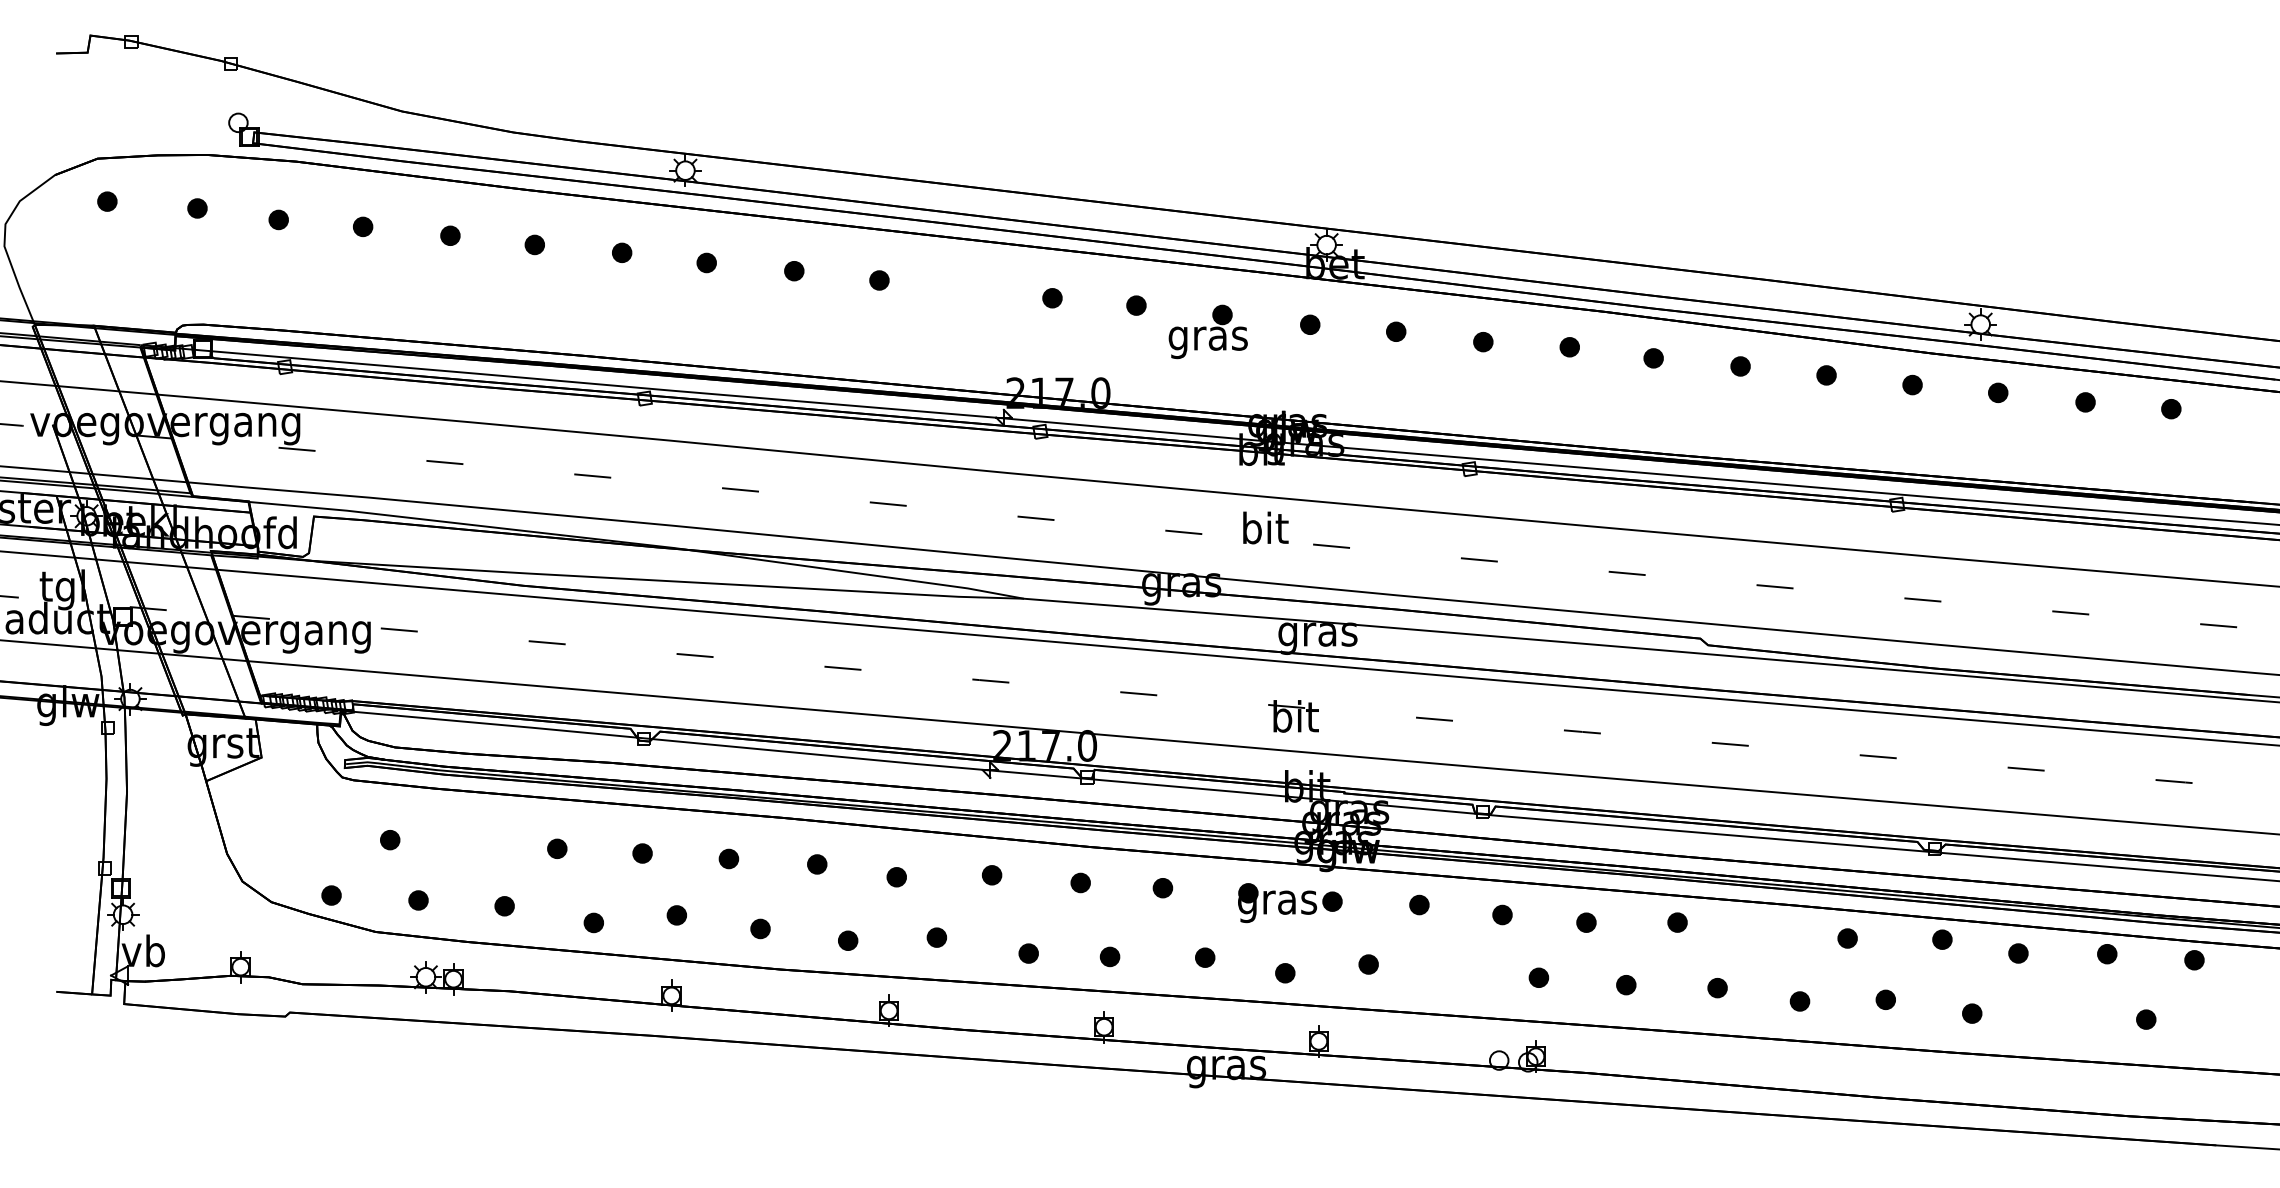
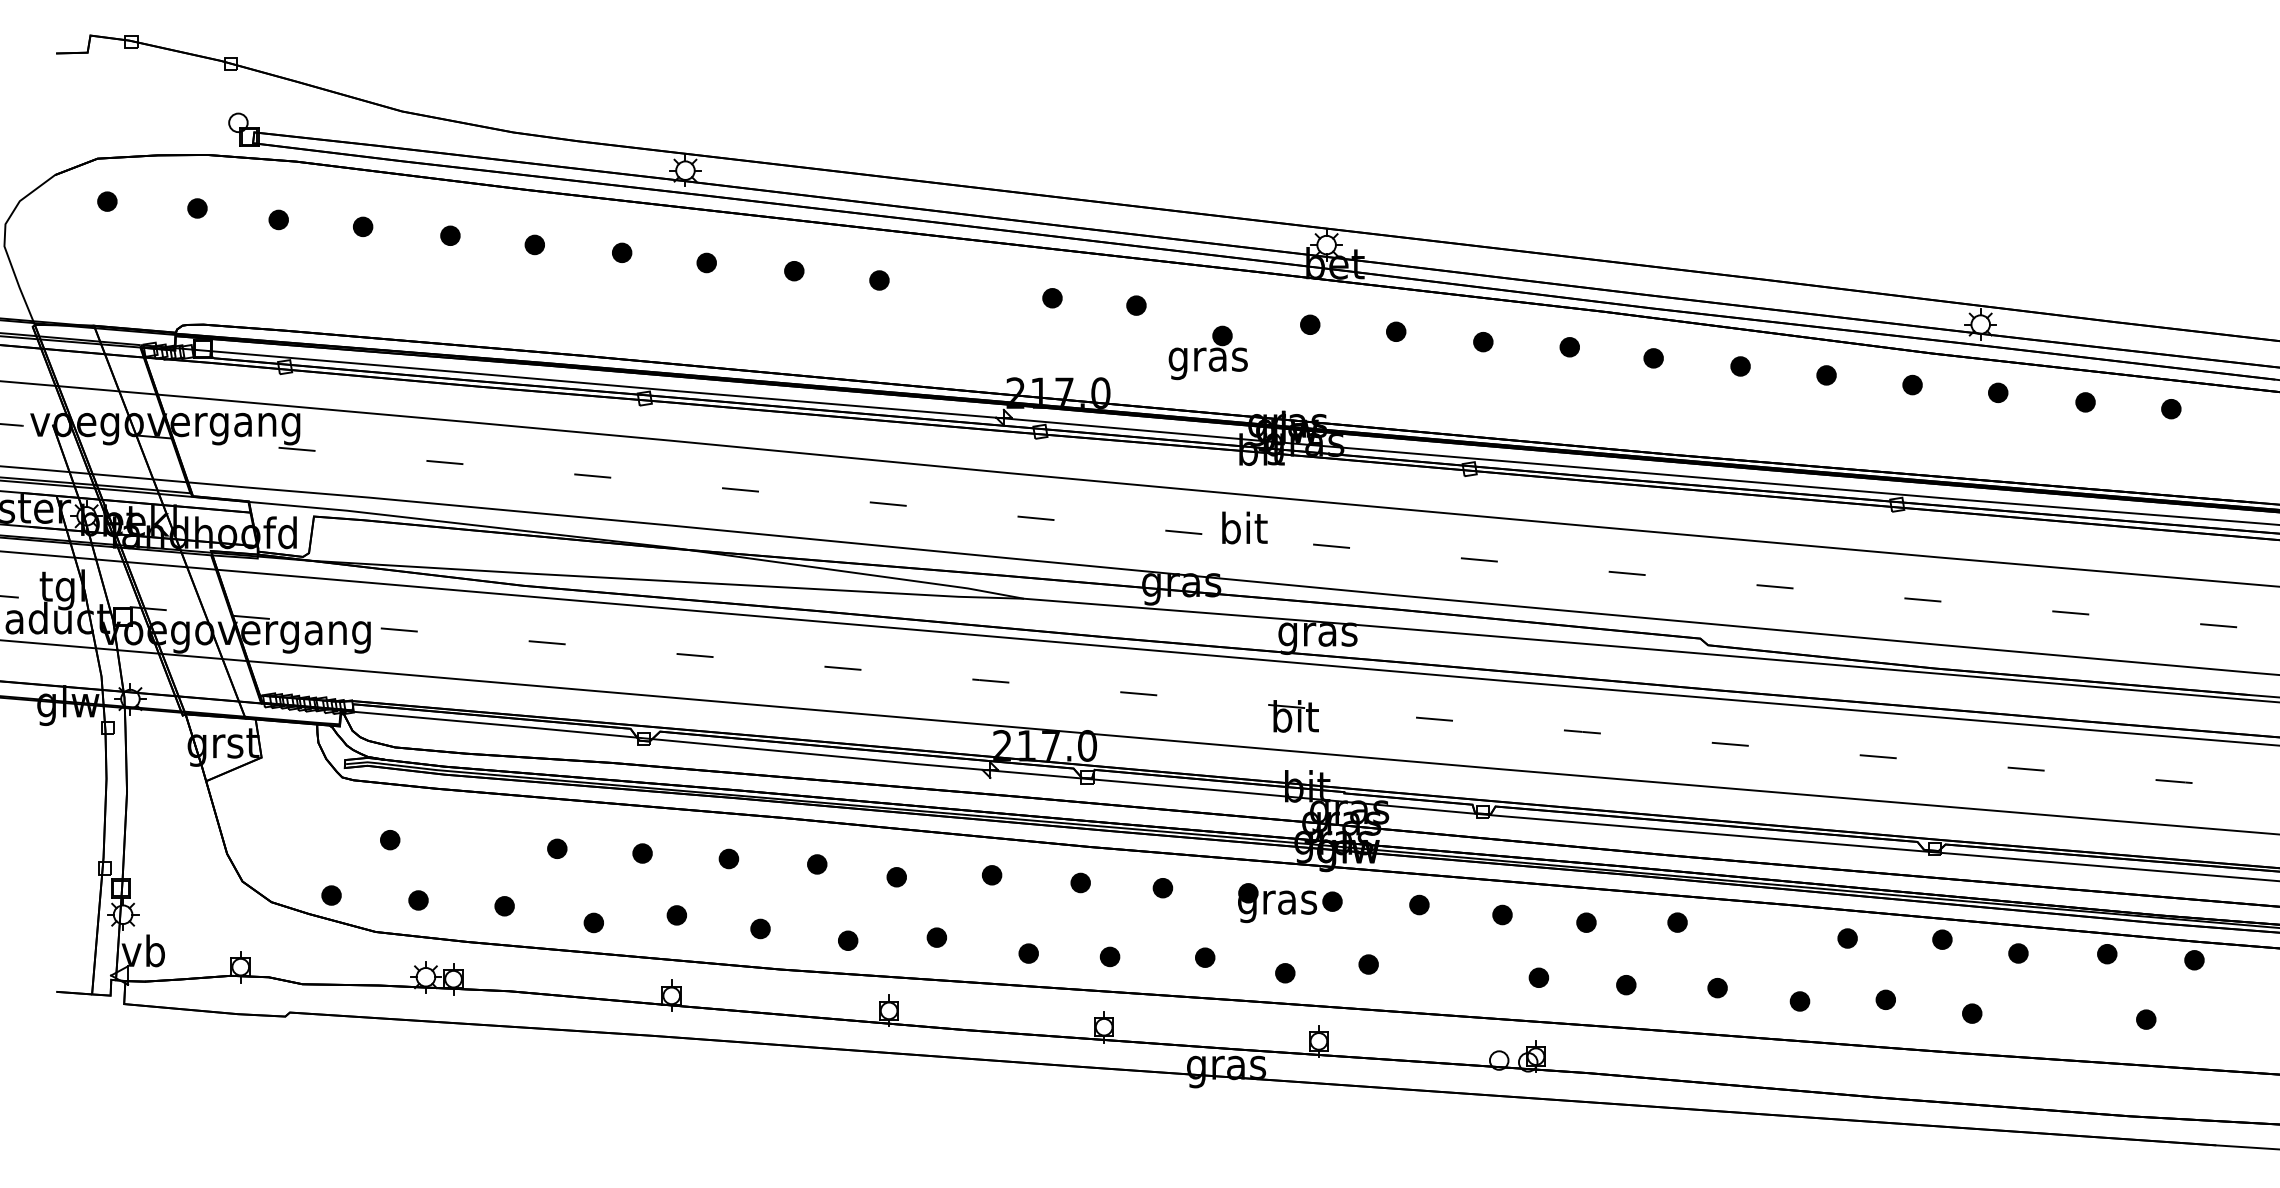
part position: (1207, 331) -> (1207, 352) (1207, 352)
text position: (1265, 527) -> (1244, 527) (1244, 527)
